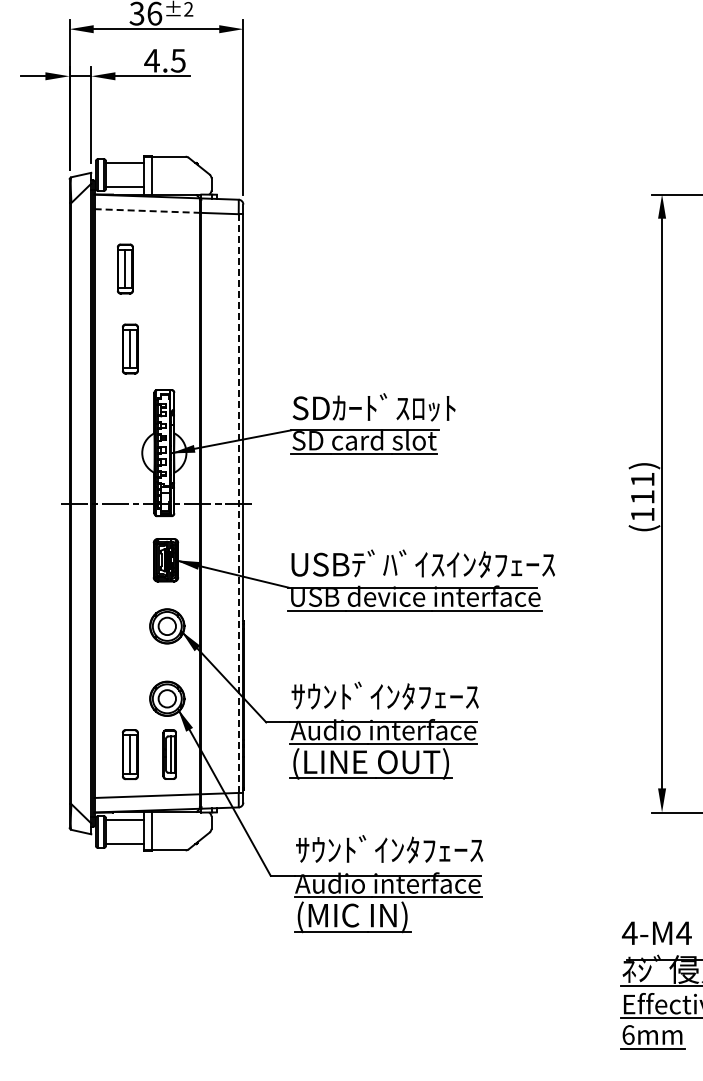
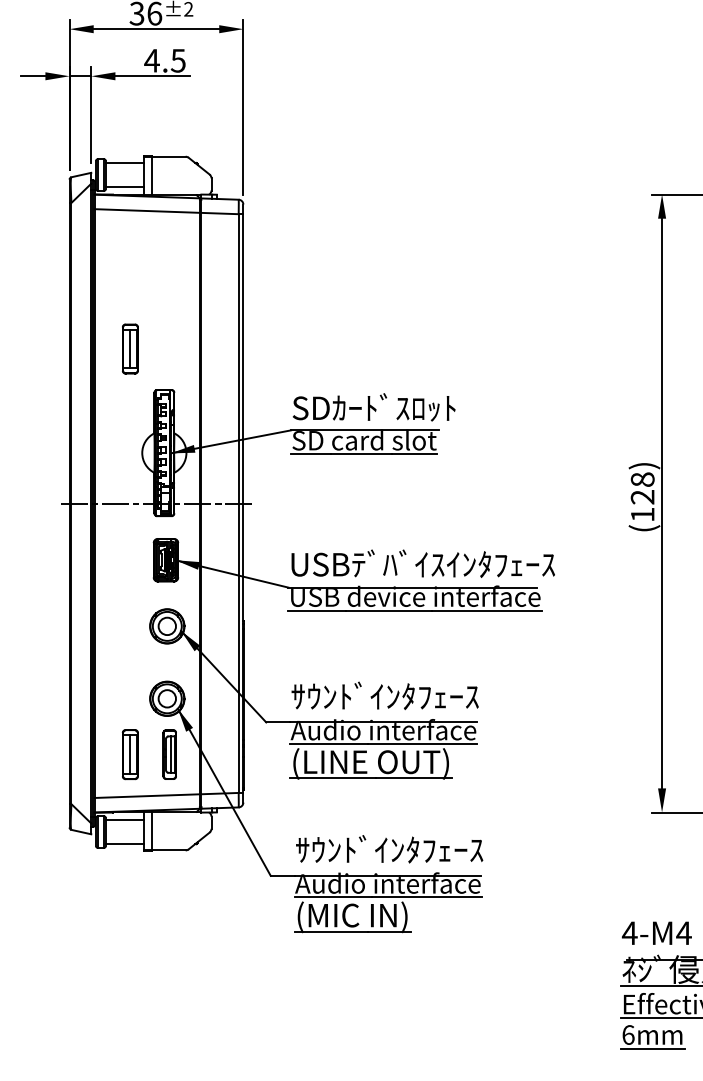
line: dashed -> solid (147, 211)
part: present -> none (125, 268)
text: (111) -> (128) (642, 488)
line: dashed -> solid (238, 504)
